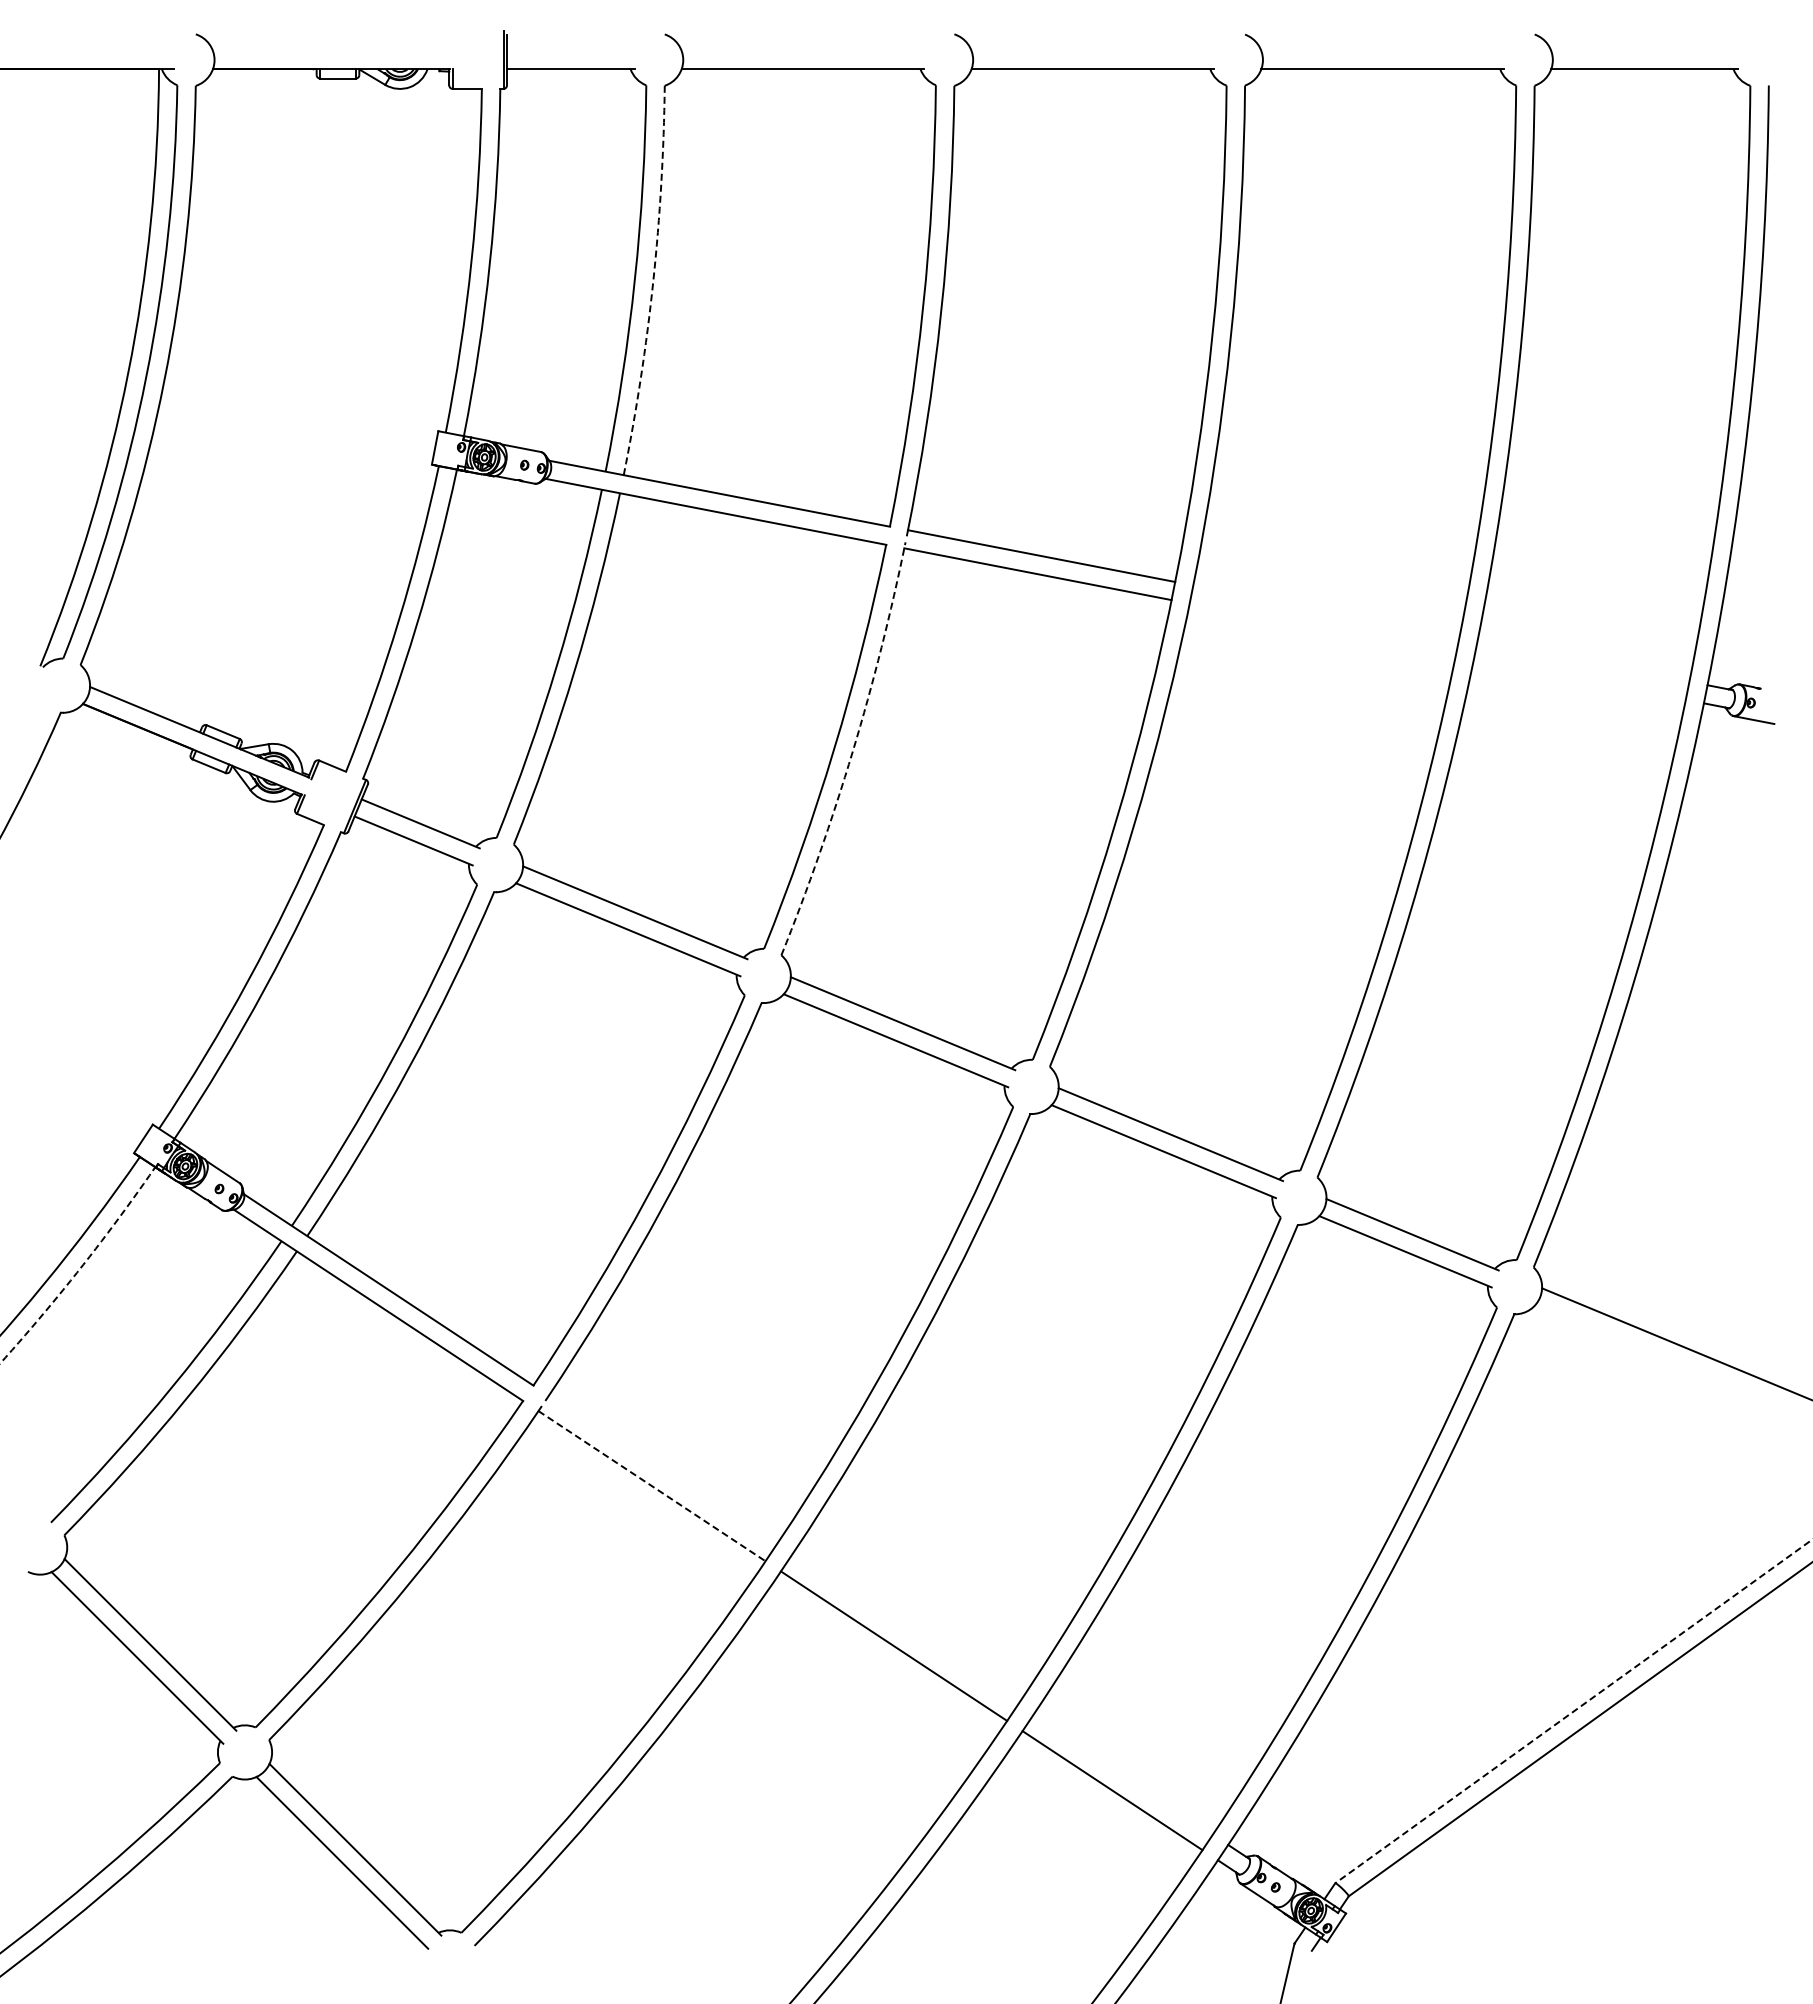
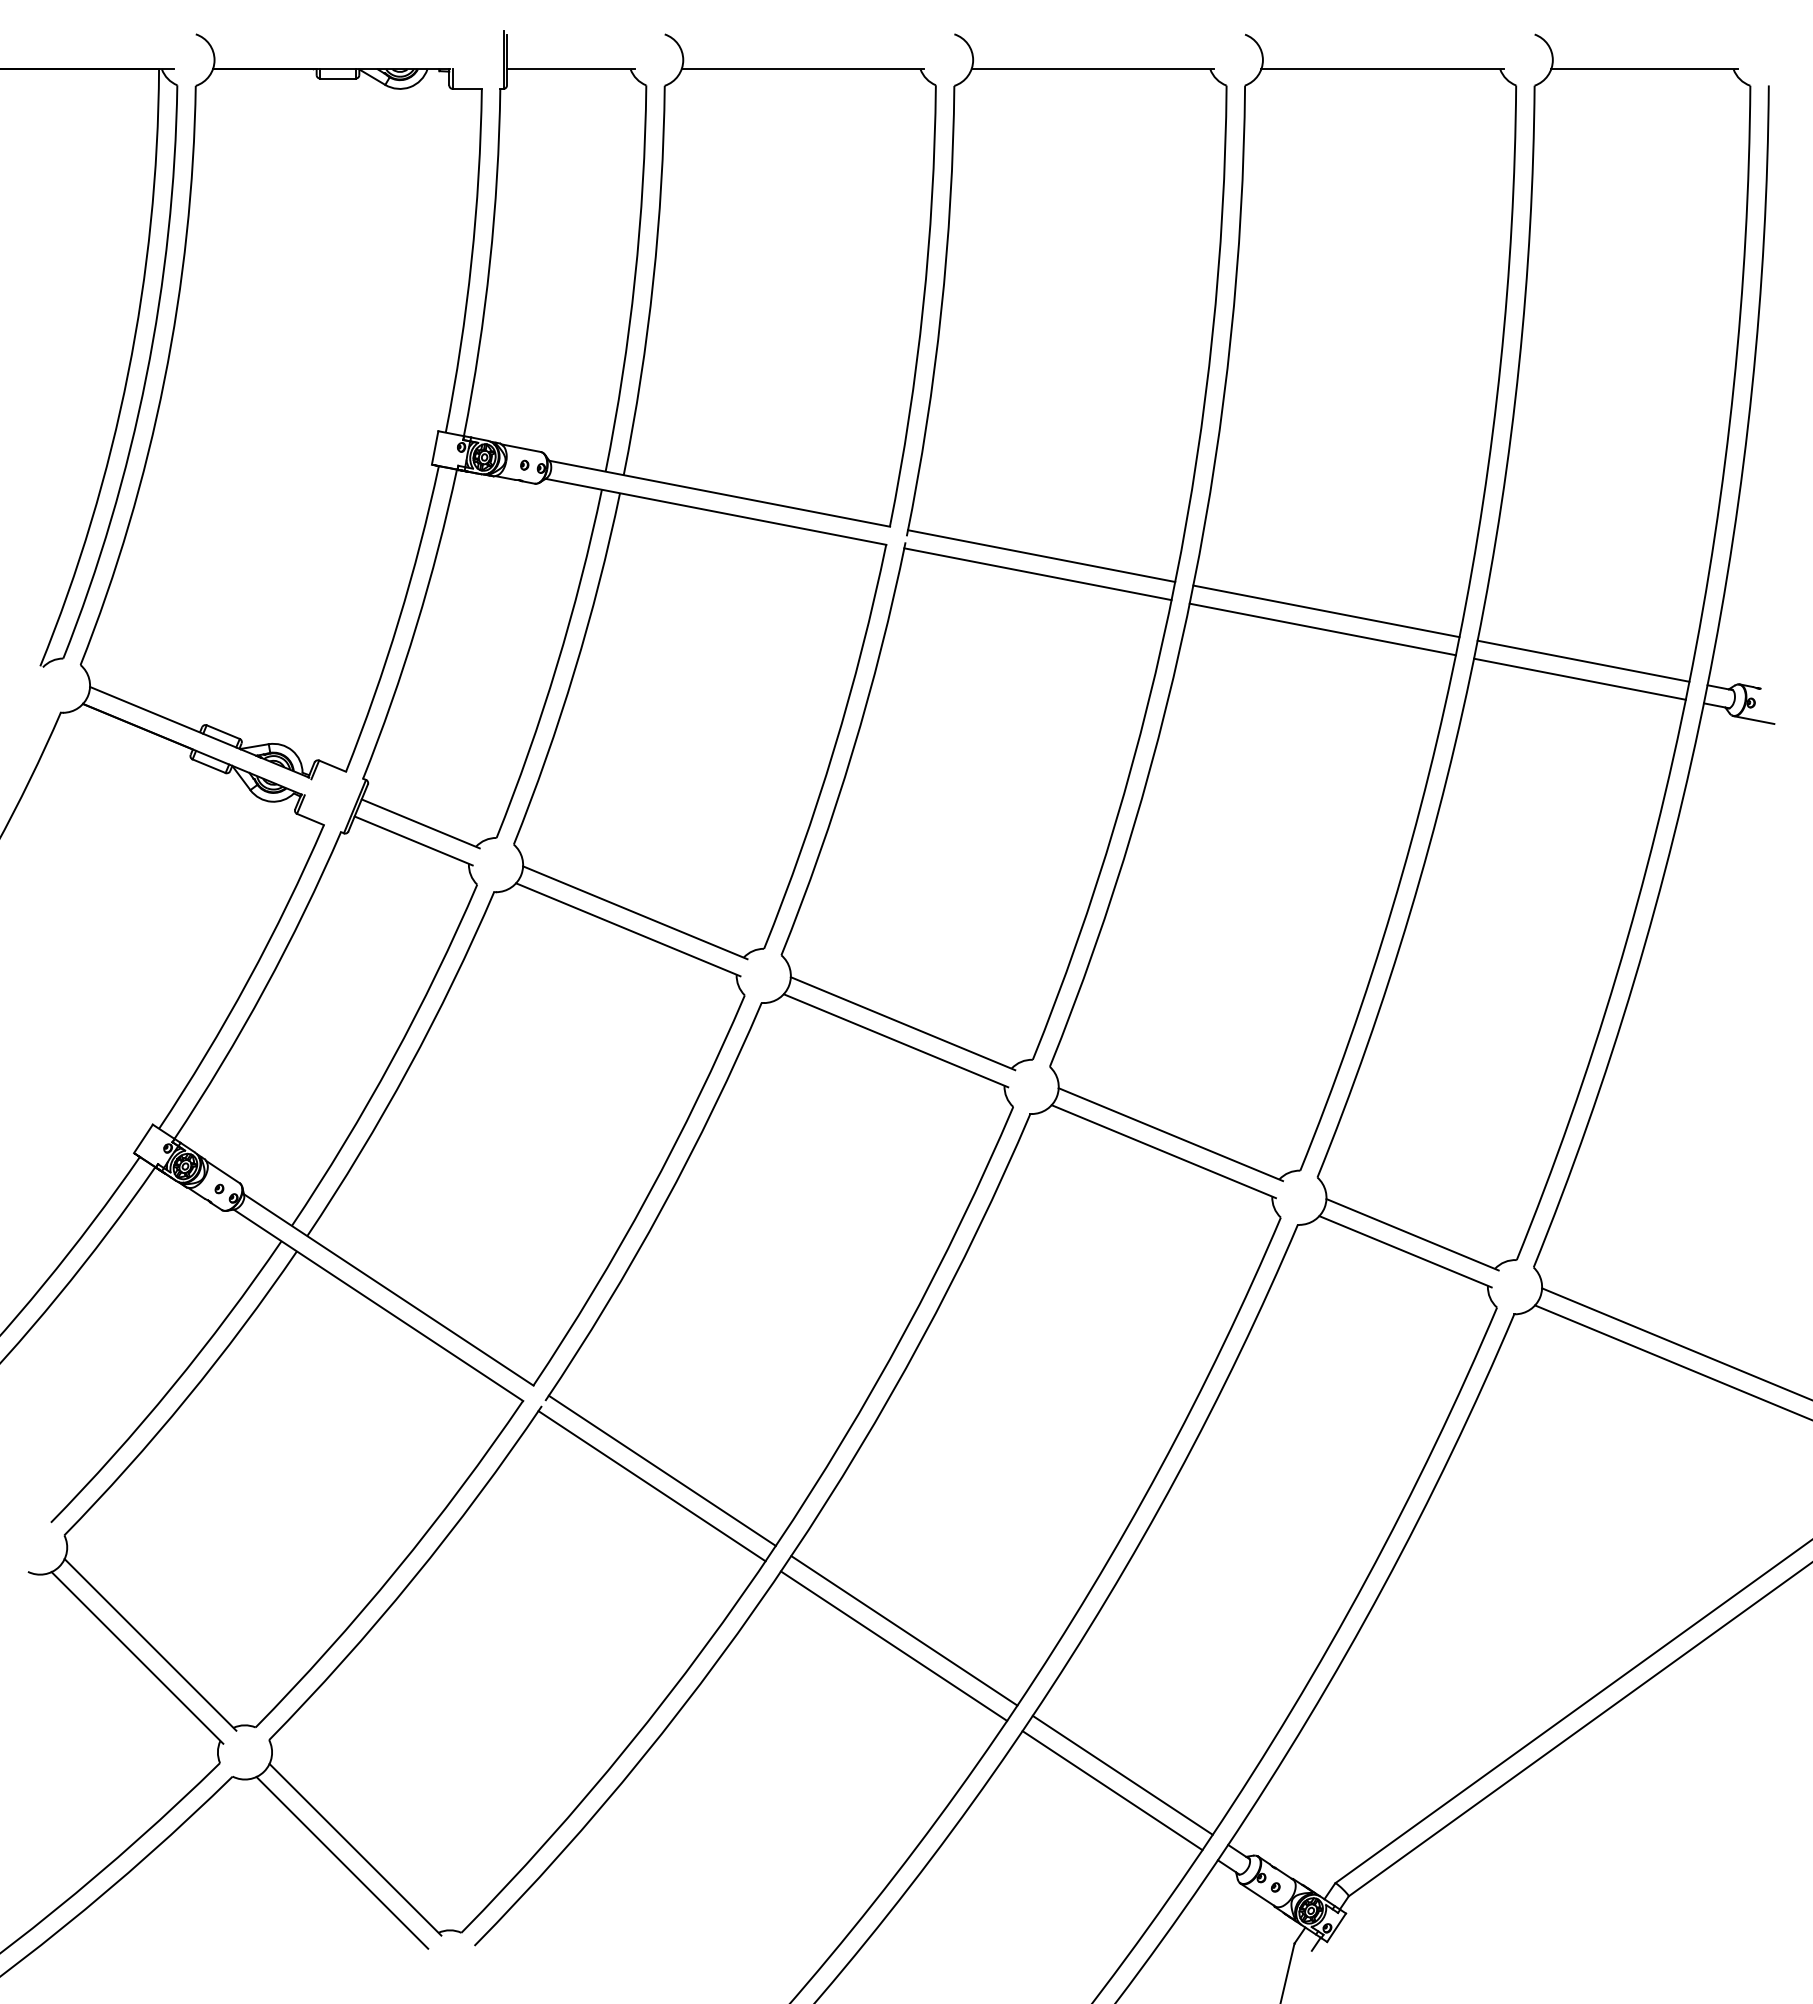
arc: dashed -> solid (653, 281)
line: none -> present (1326, 611)
line: none -> present (1322, 629)
line: none -> present (1583, 660)
line: none -> present (1579, 678)
arc: dashed -> solid (852, 751)
arc: dashed -> solid (80, 1267)
line: none -> present (1672, 1362)
line: none -> present (661, 1470)
line: dashed -> solid (652, 1486)
line: none -> present (904, 1630)
line: dashed -> solid (1573, 1711)
line: none -> present (1122, 1774)
